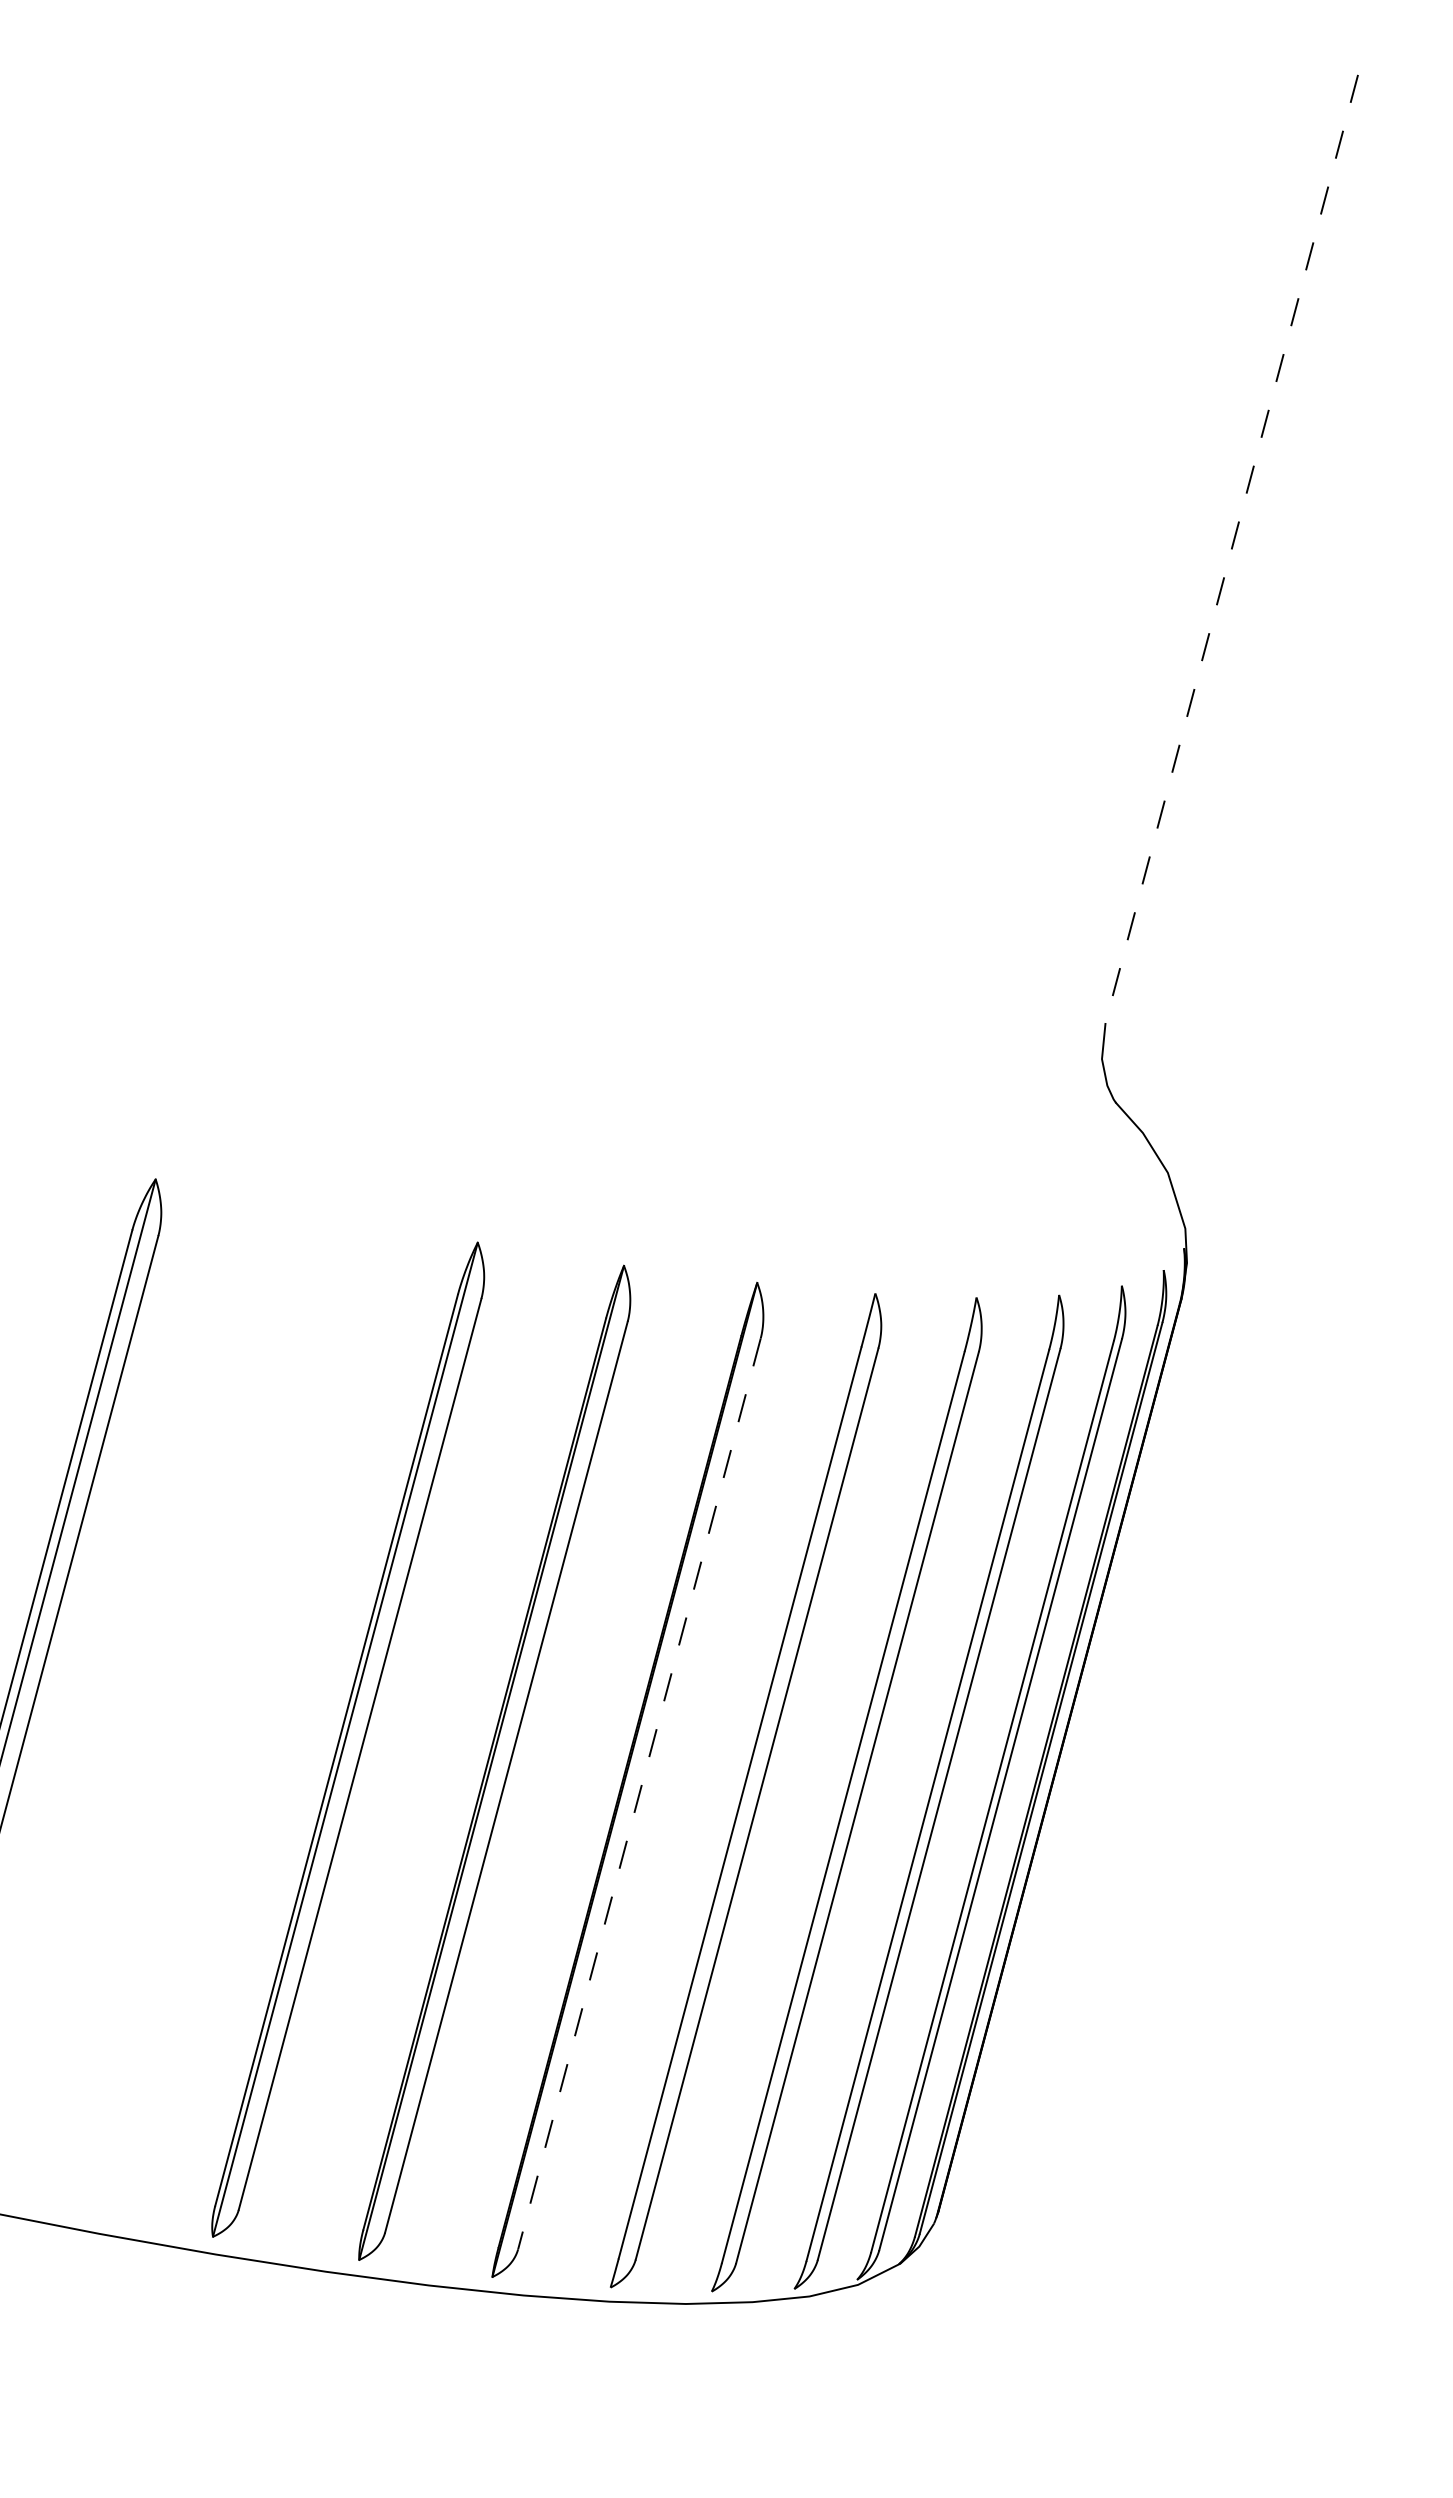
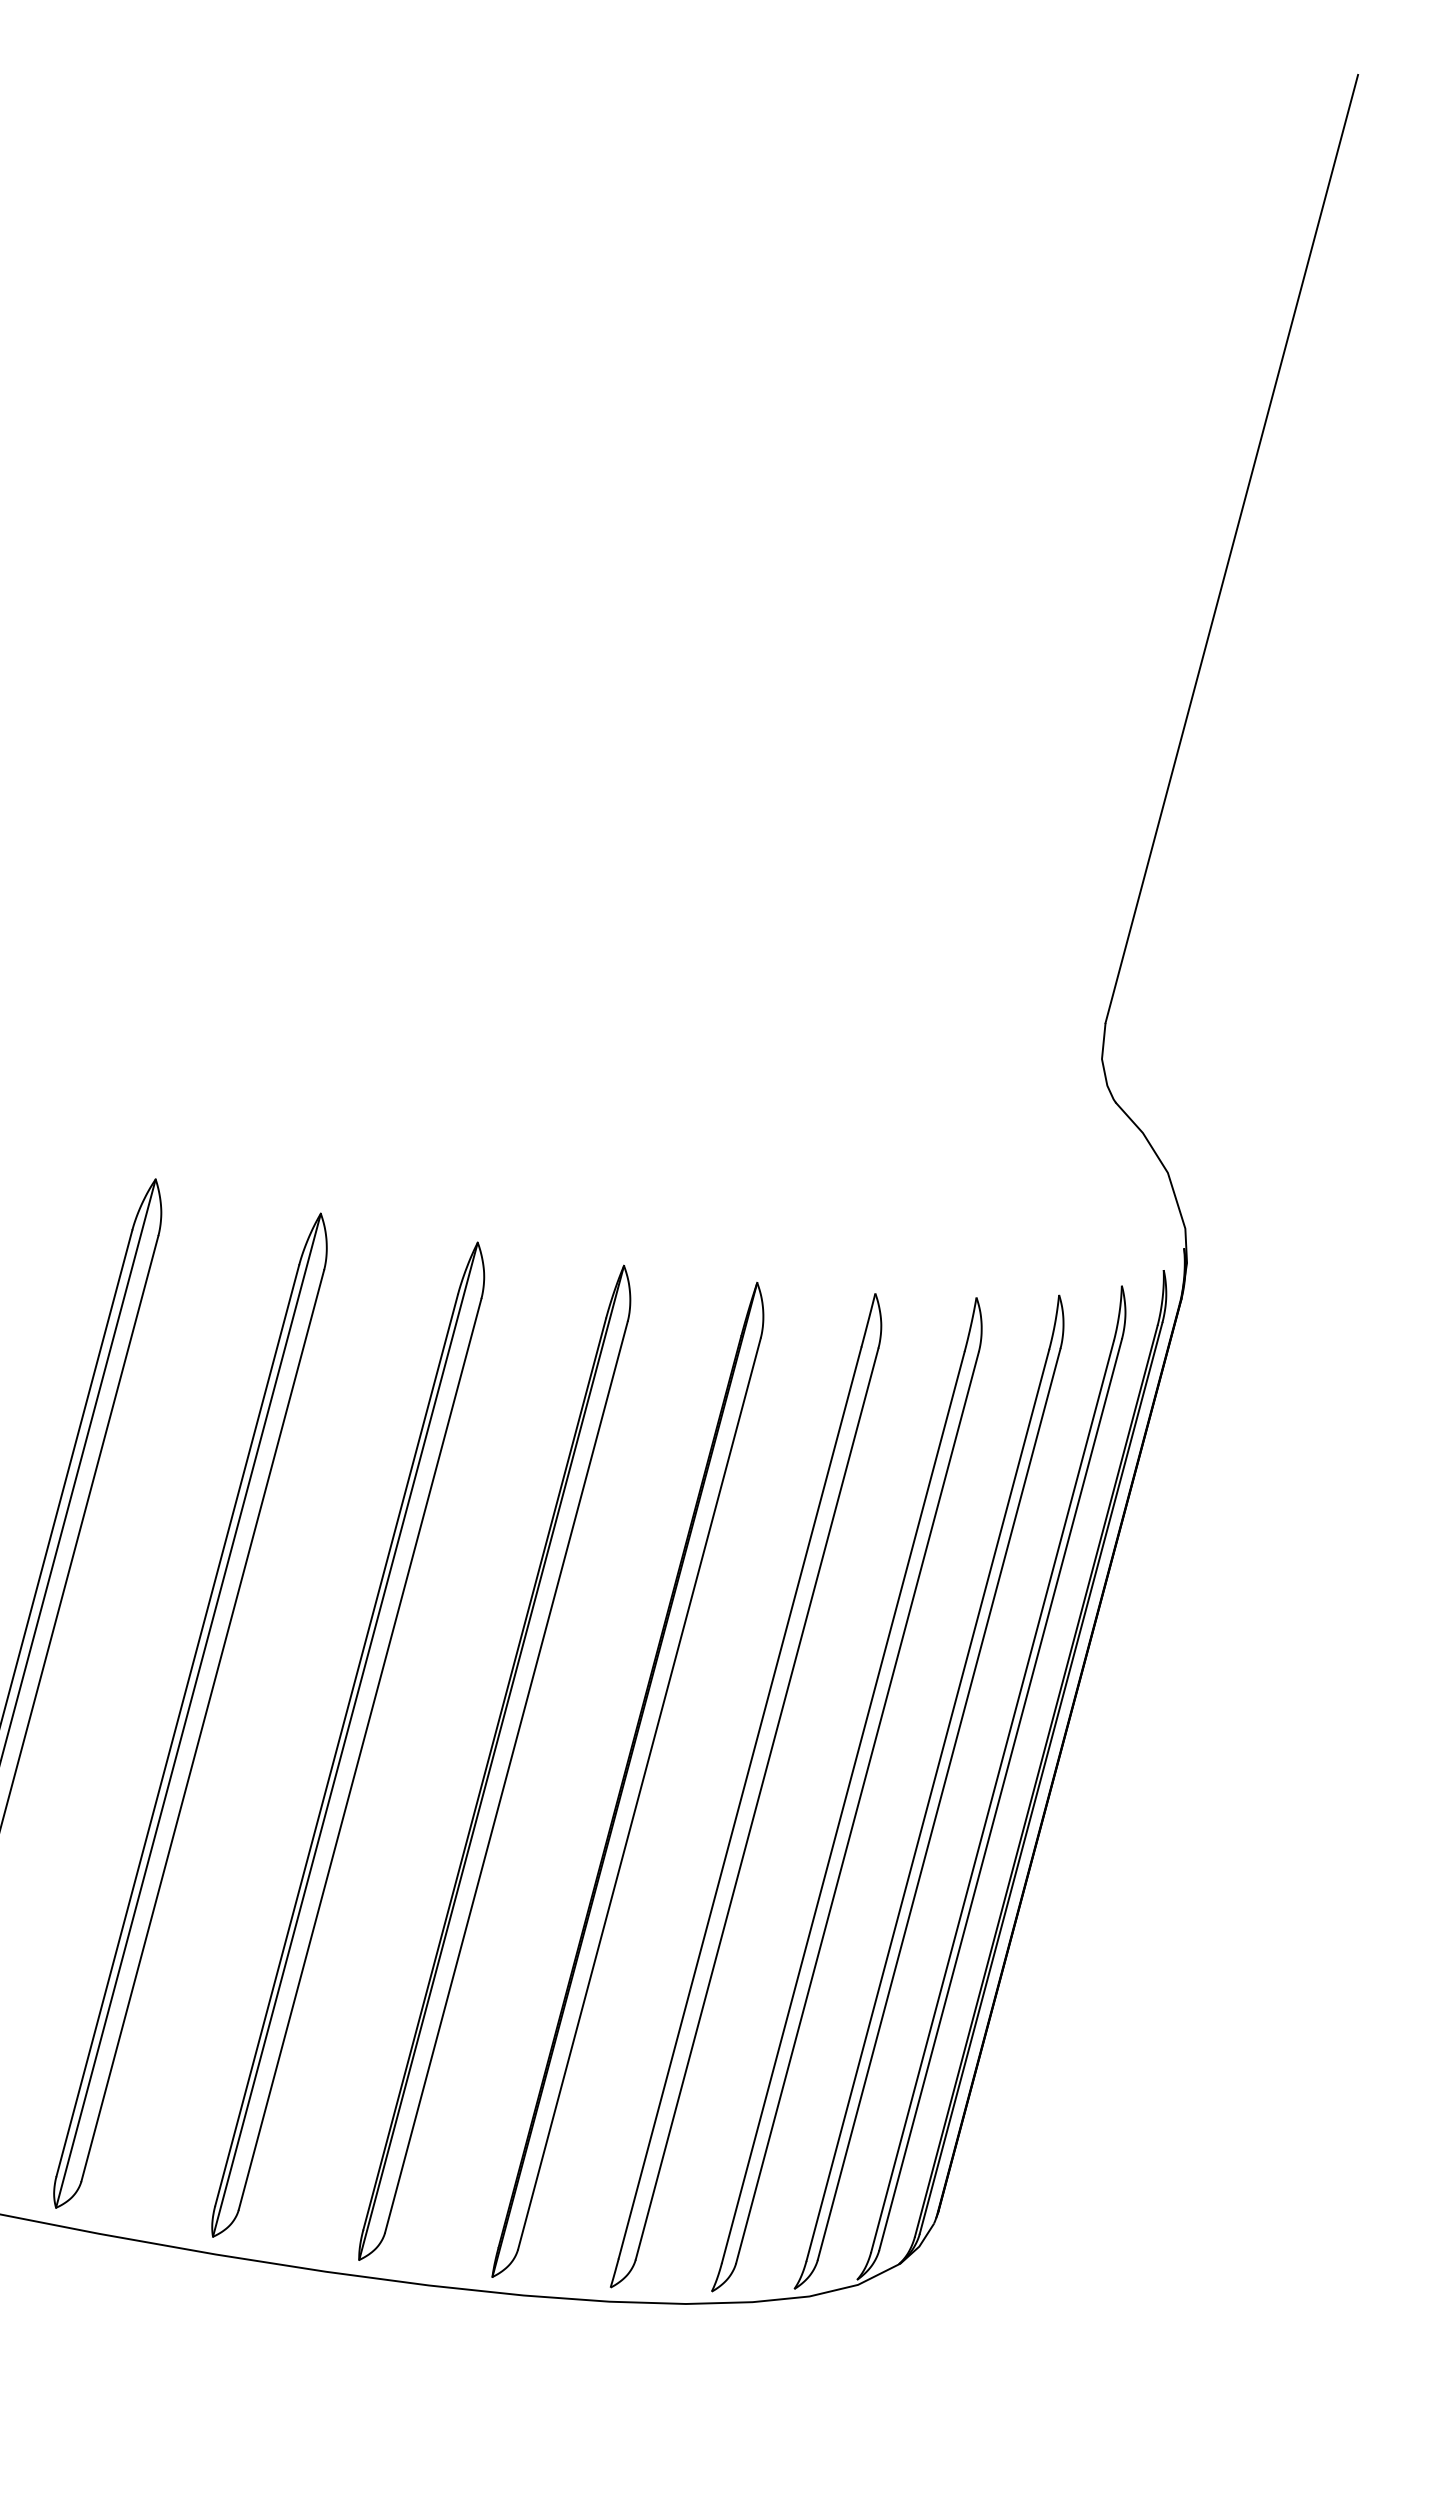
line: dashed -> solid (1231, 548)
part: none -> present (190, 1710)
line: dashed -> solid (639, 1794)
